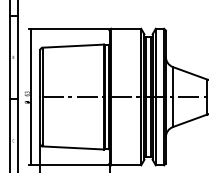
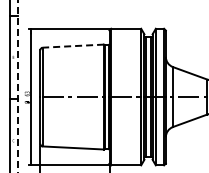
line: solid -> dashed (73, 46)
line: solid -> dashed (18, 87)
